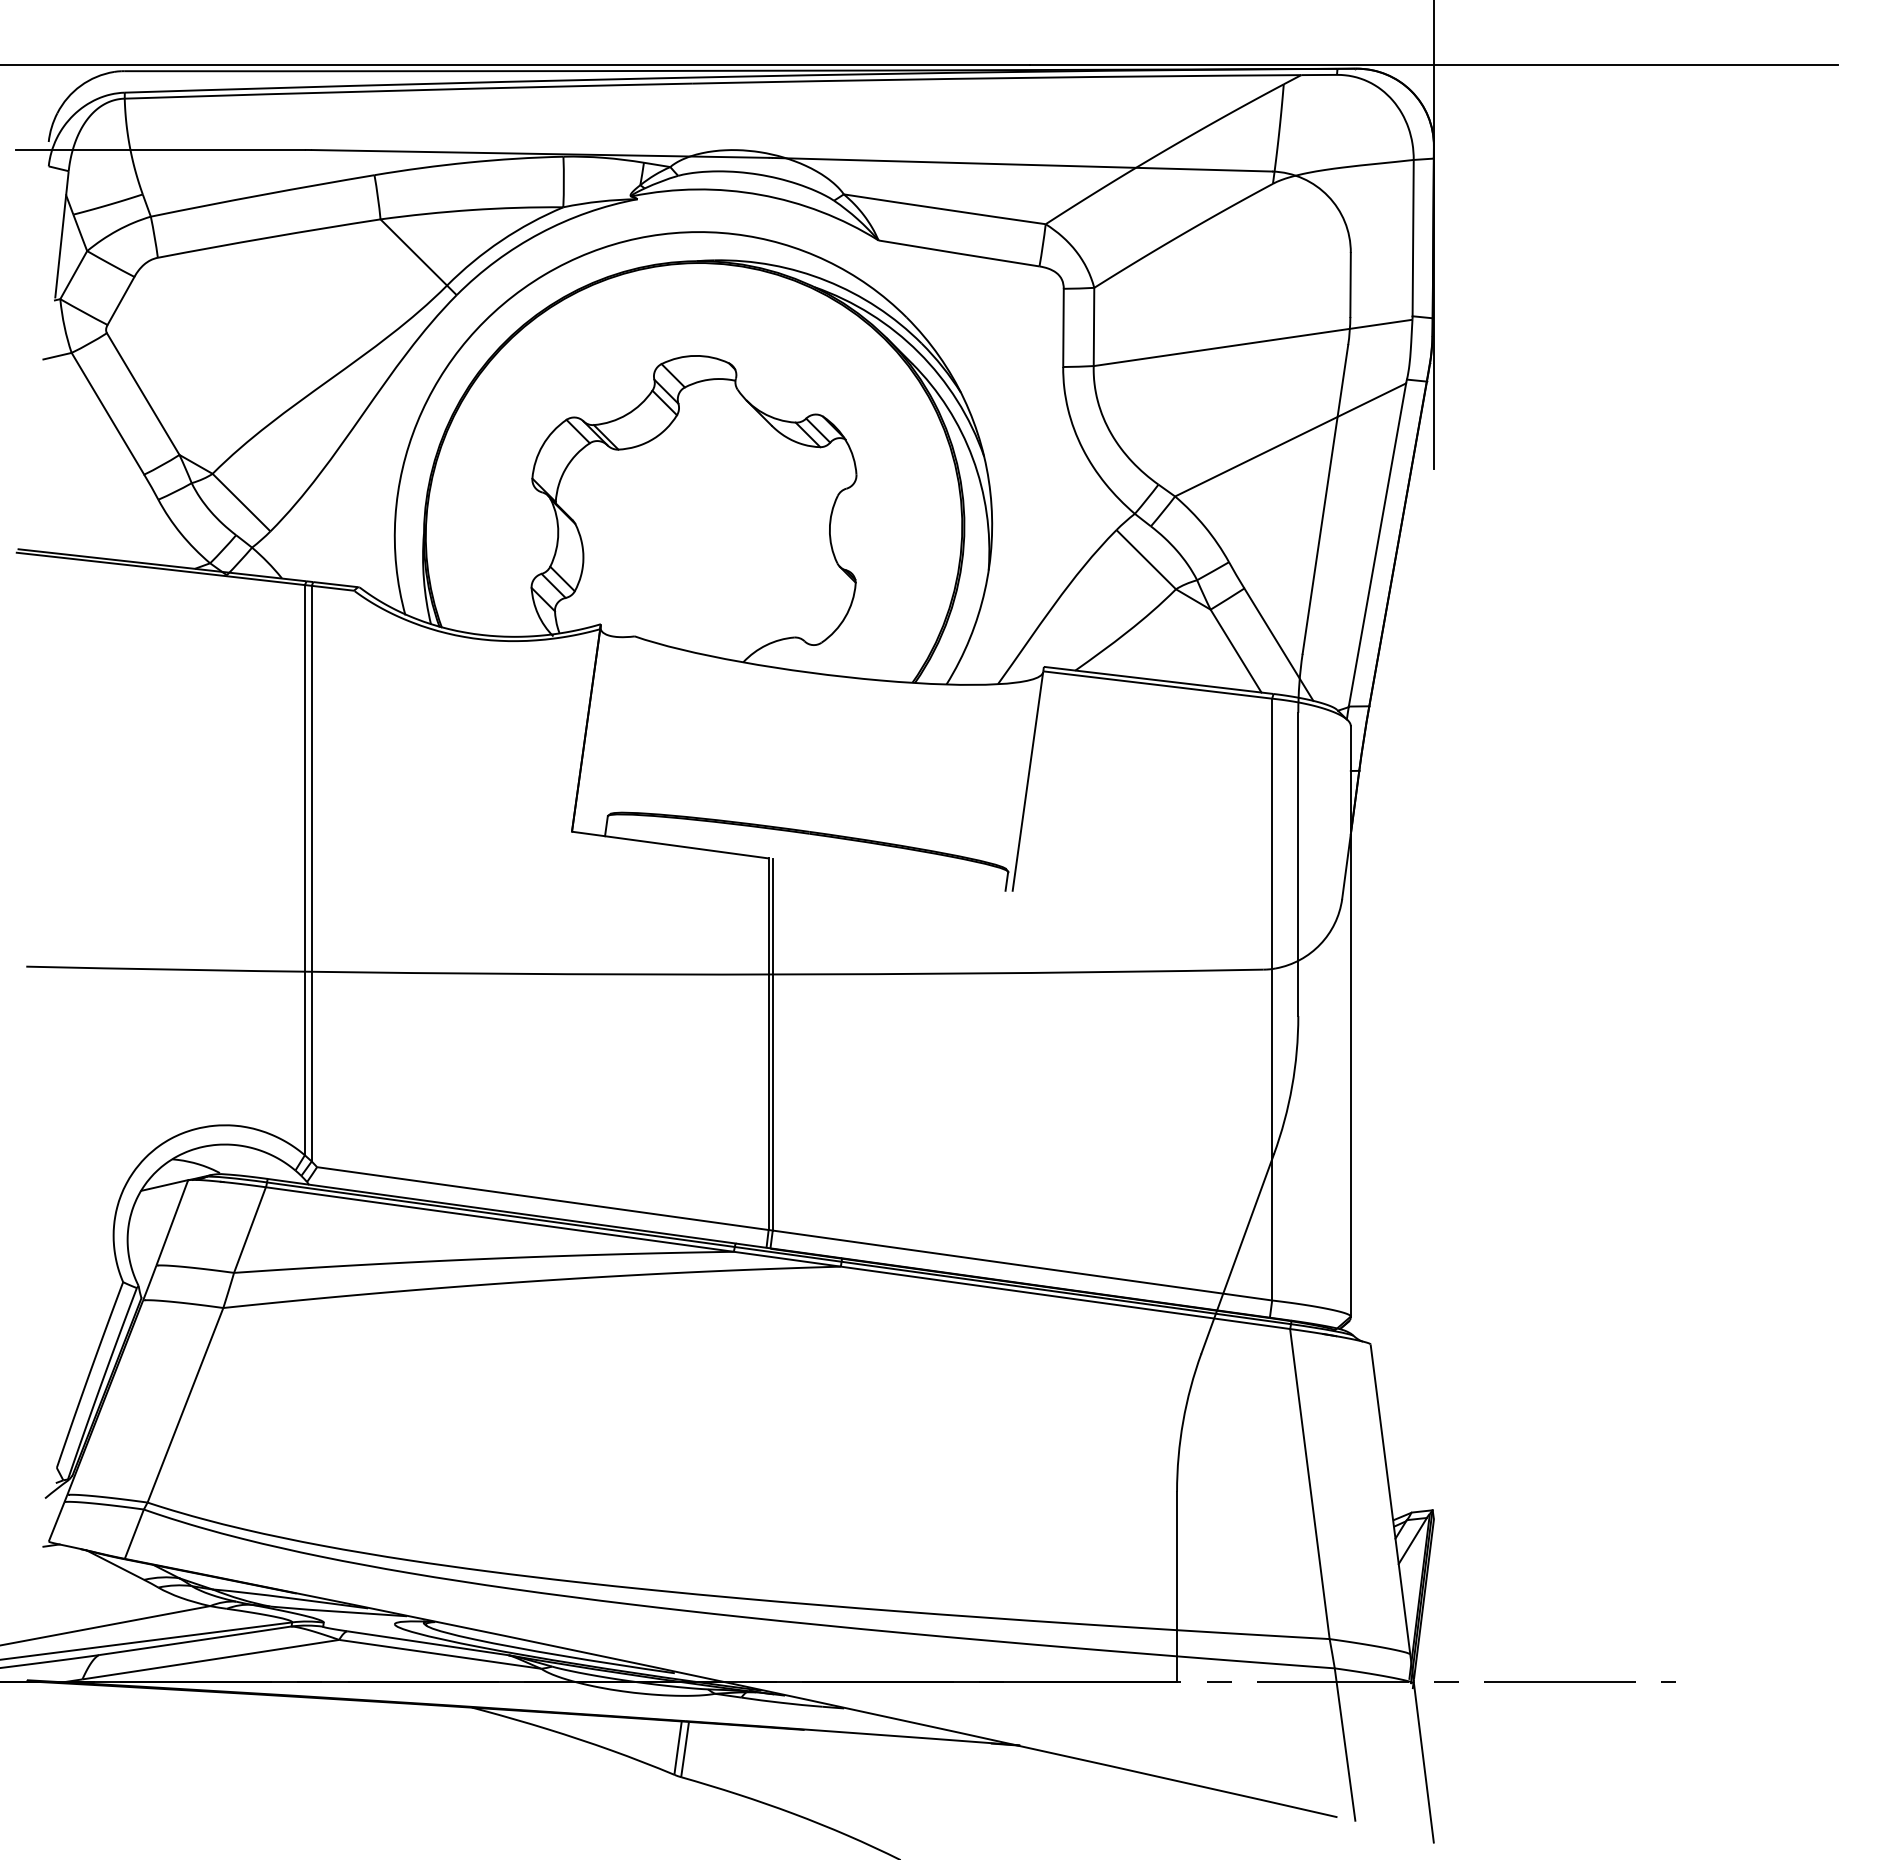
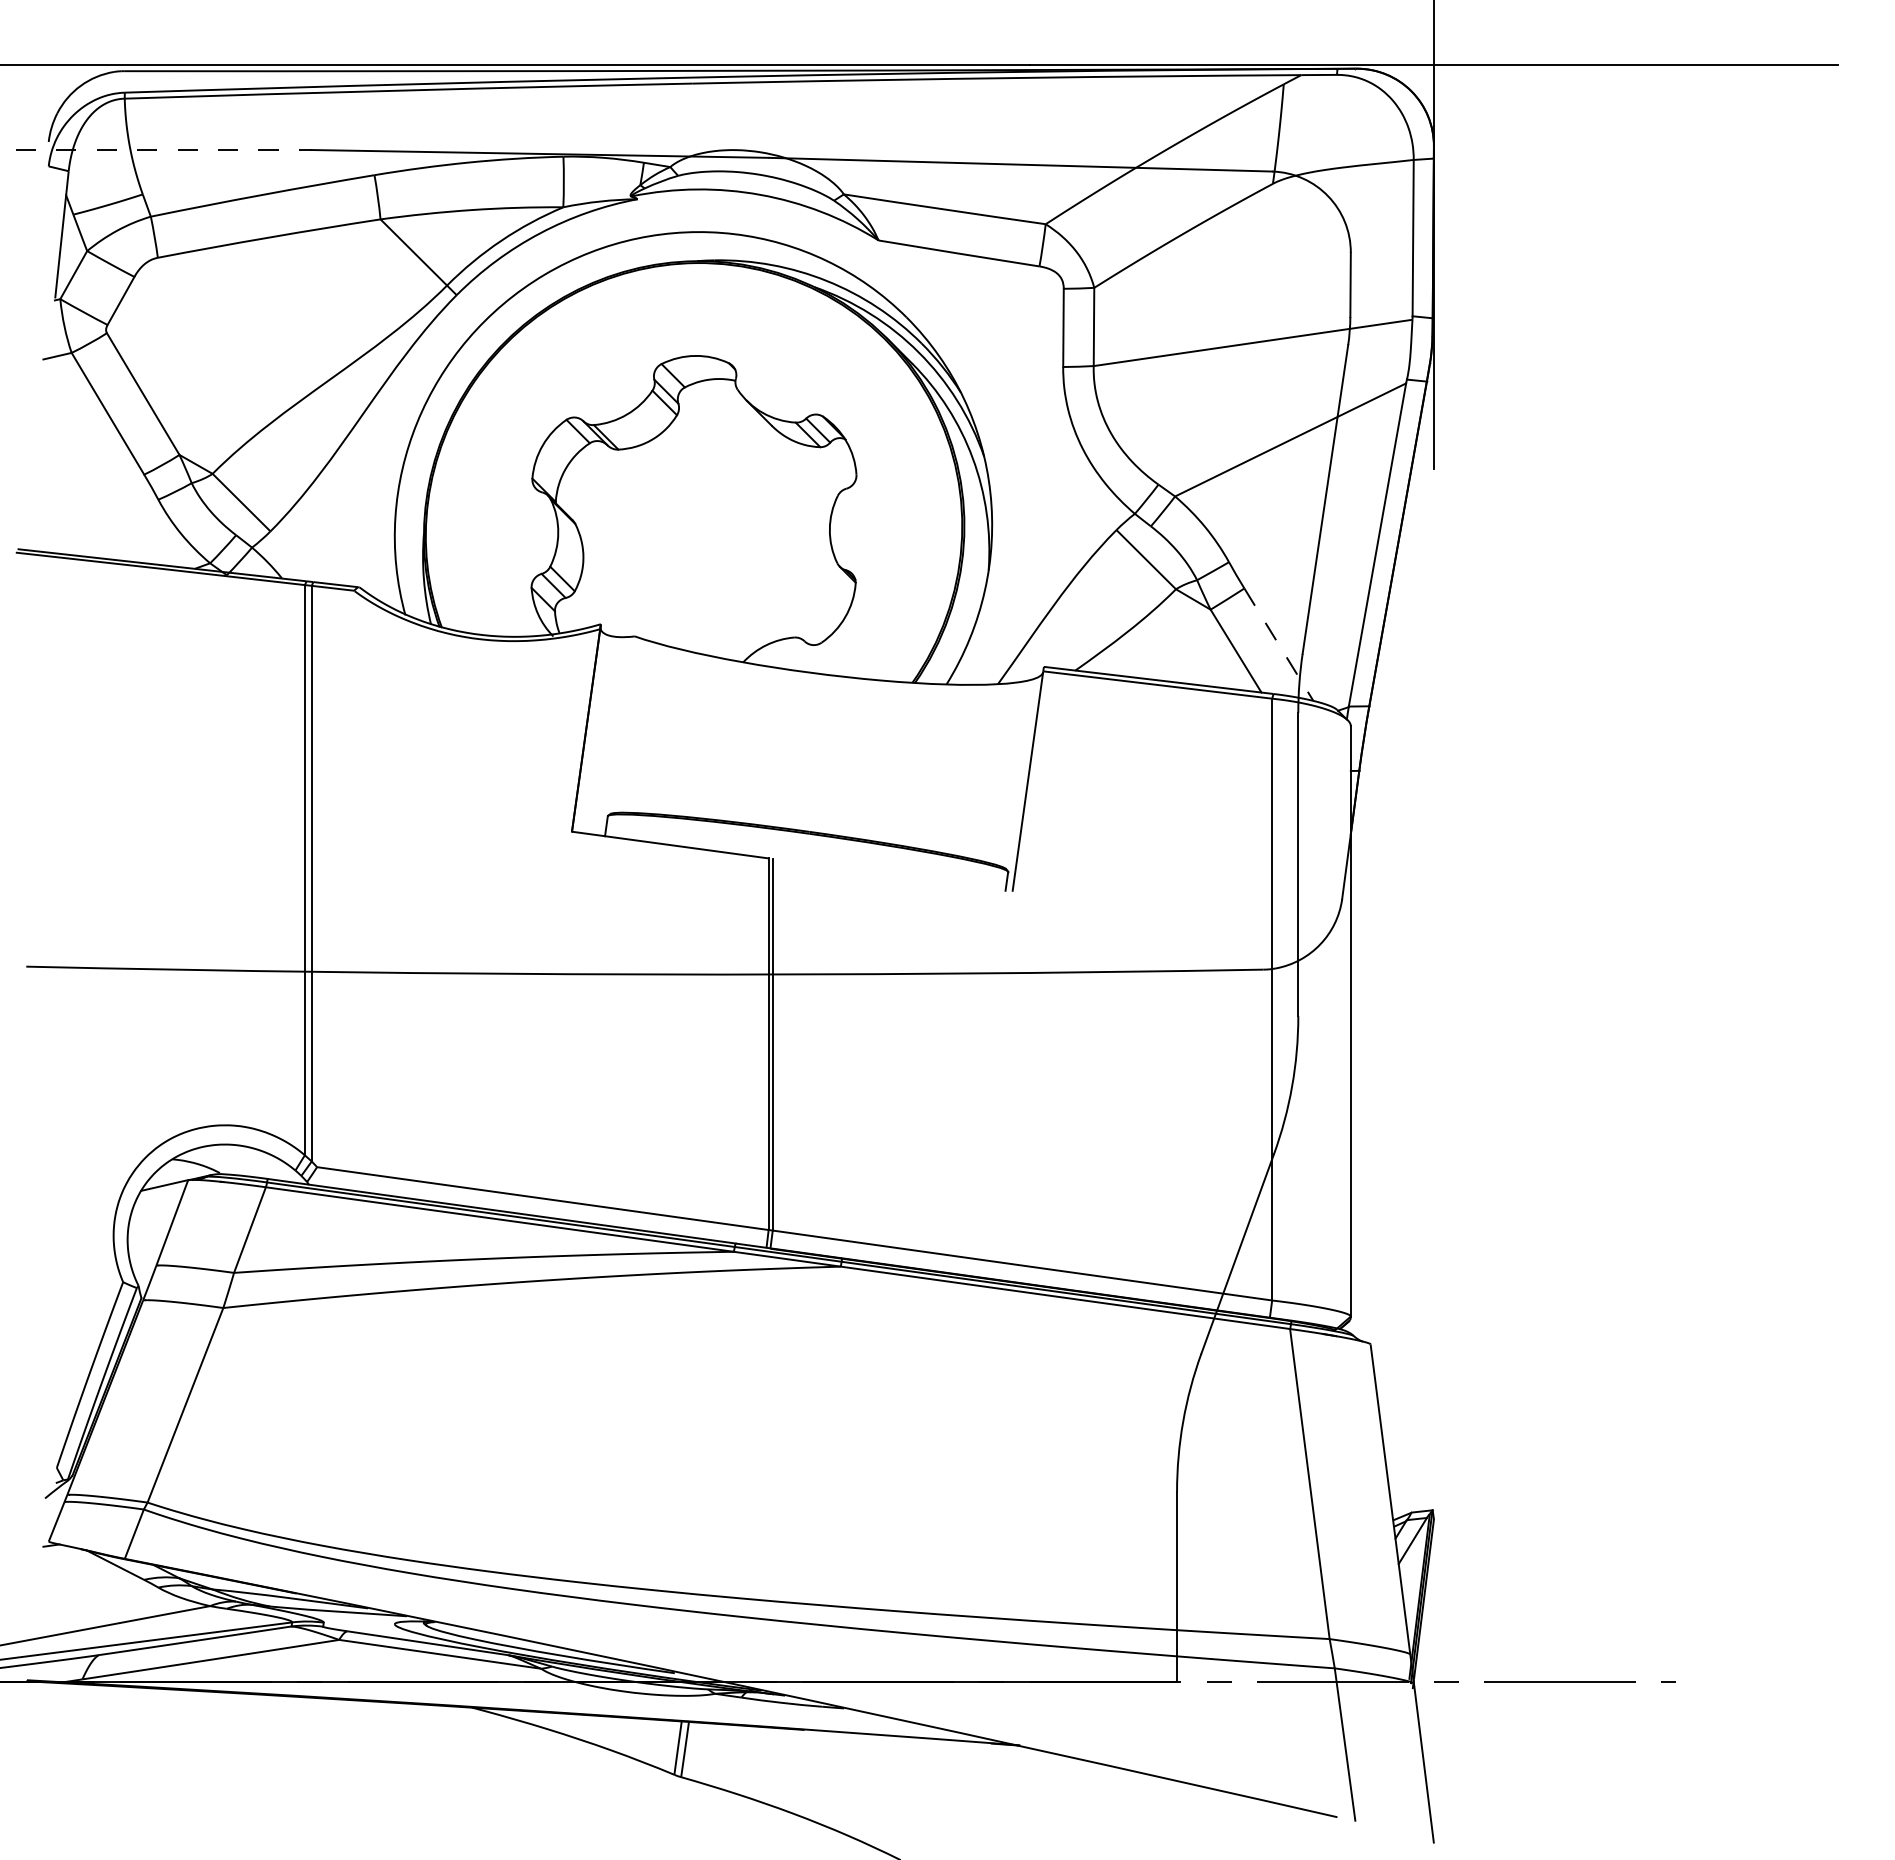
line: solid -> dashed (160, 149)
line: solid -> dashed (1278, 644)
